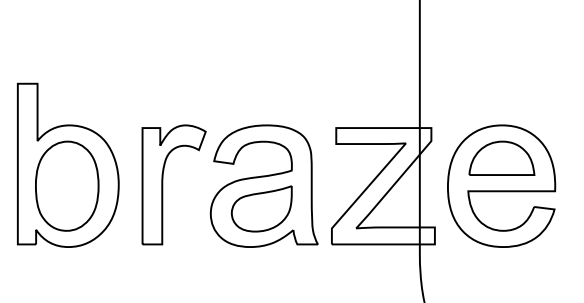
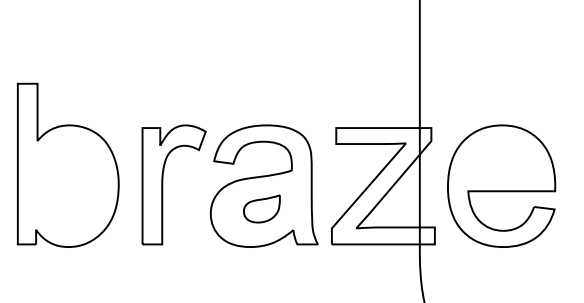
part: present -> none (501, 157)
part: present -> none (67, 185)
part size: 62x48 px -> 38x30 px (261, 208)
